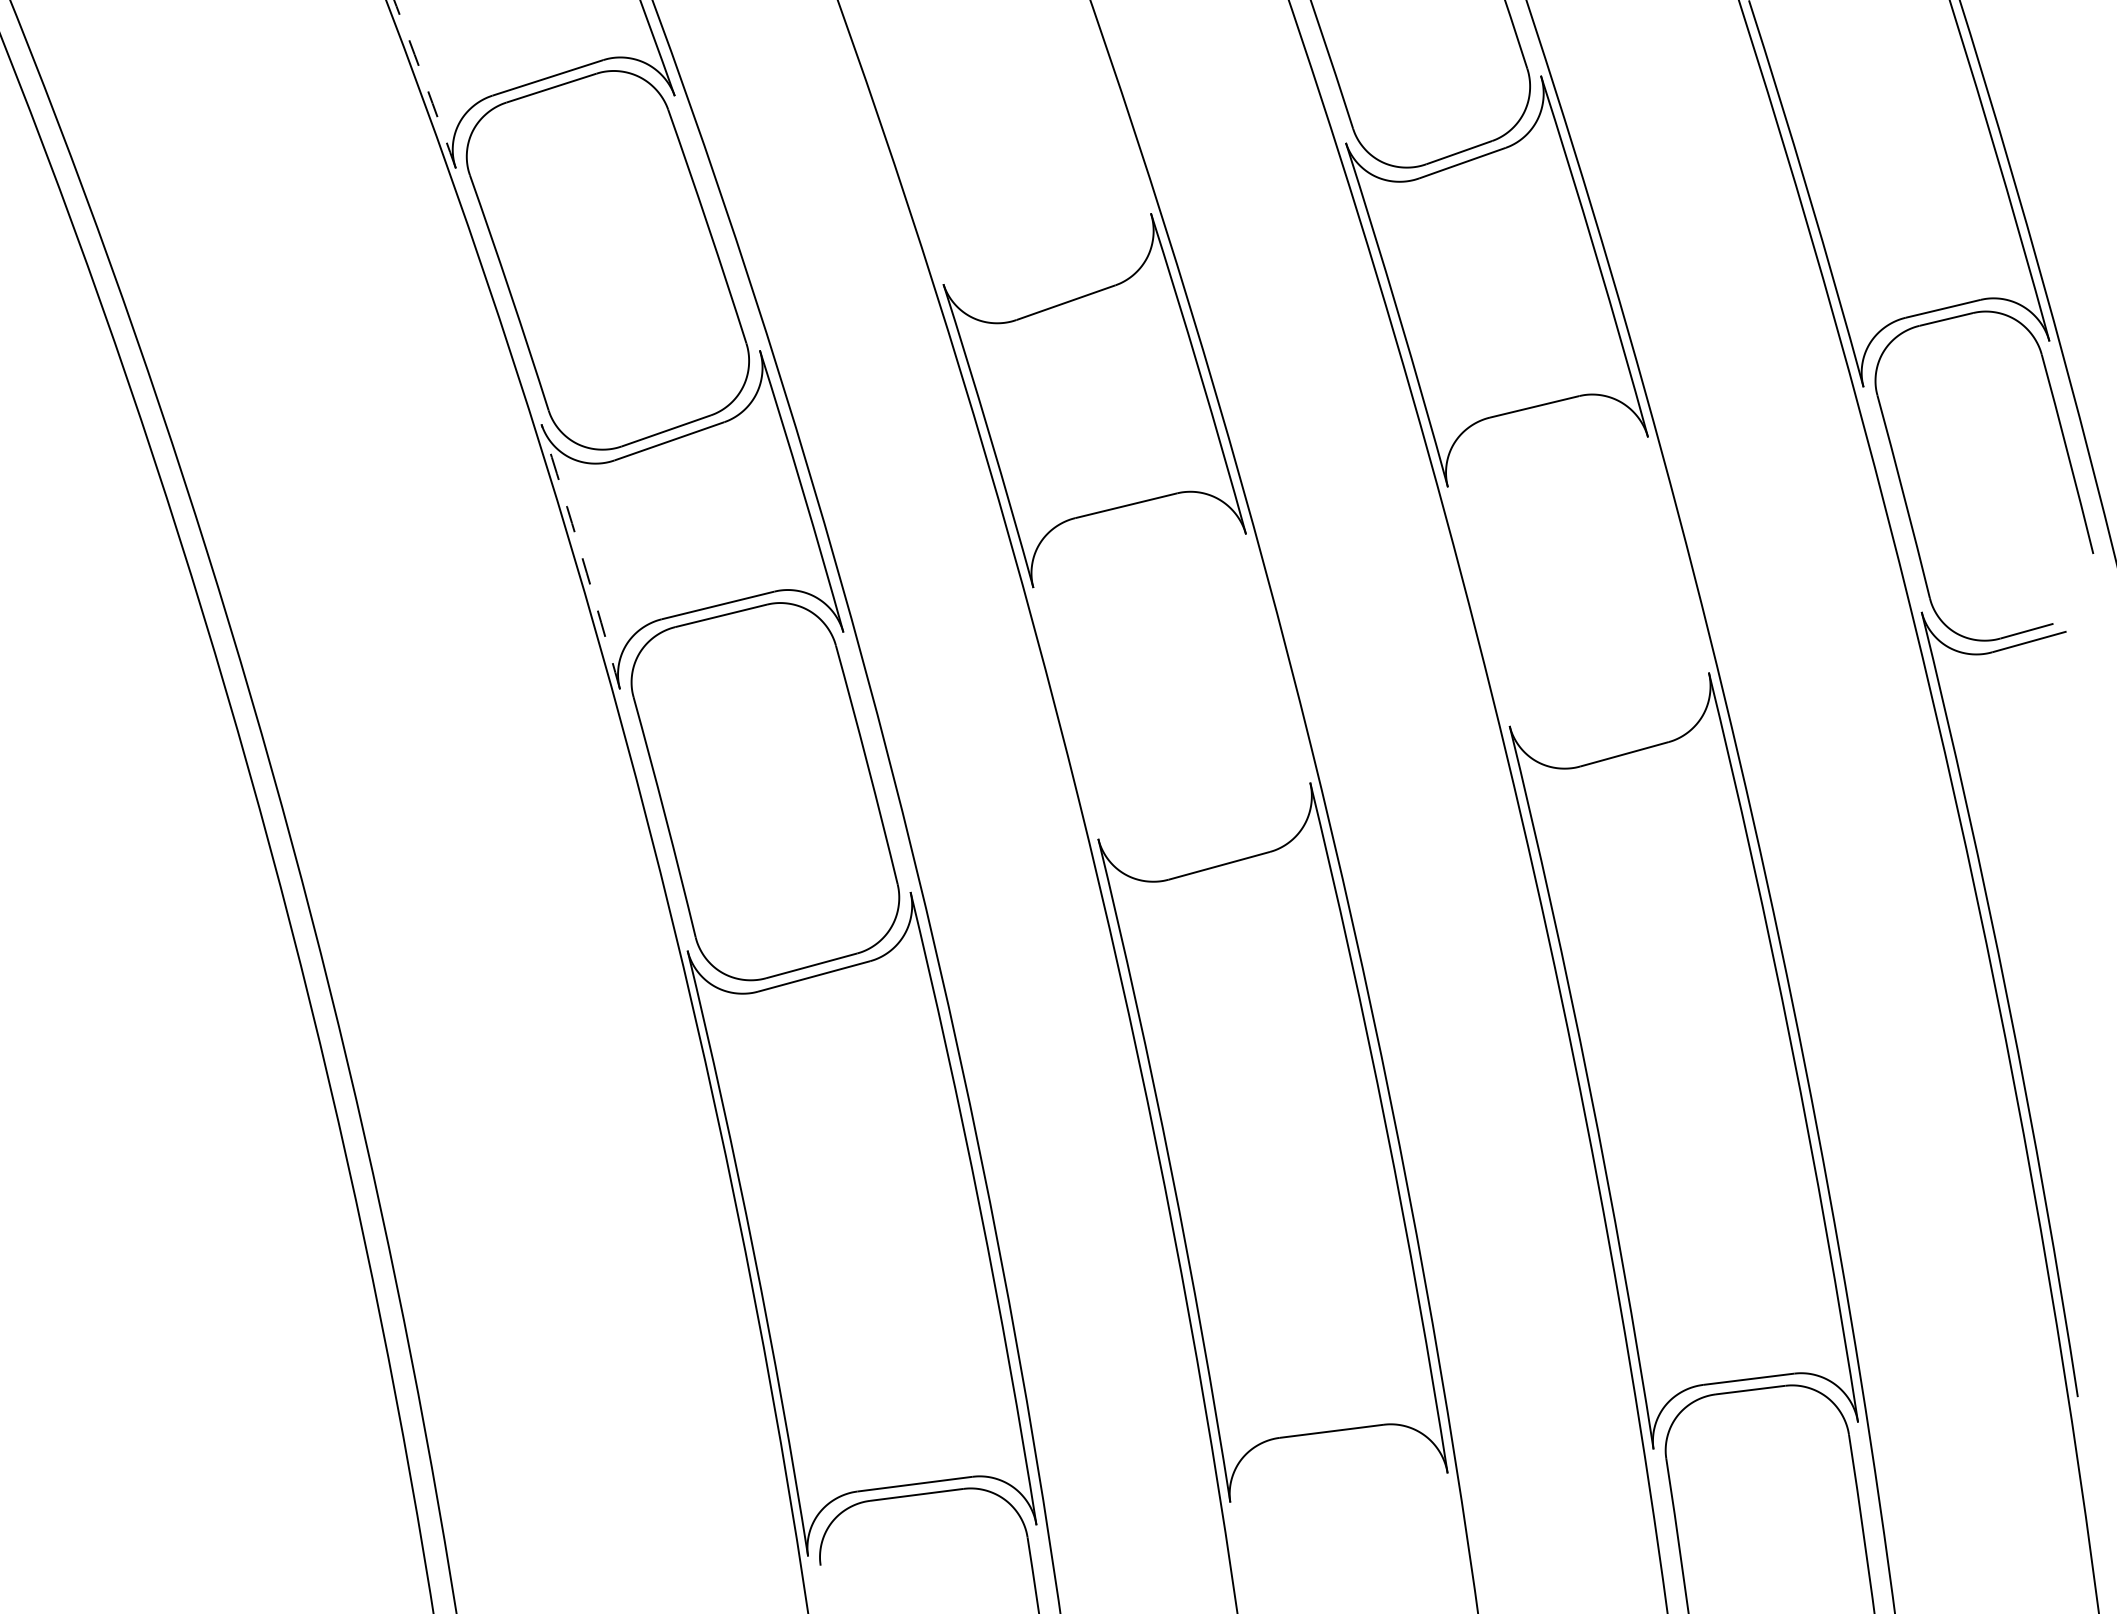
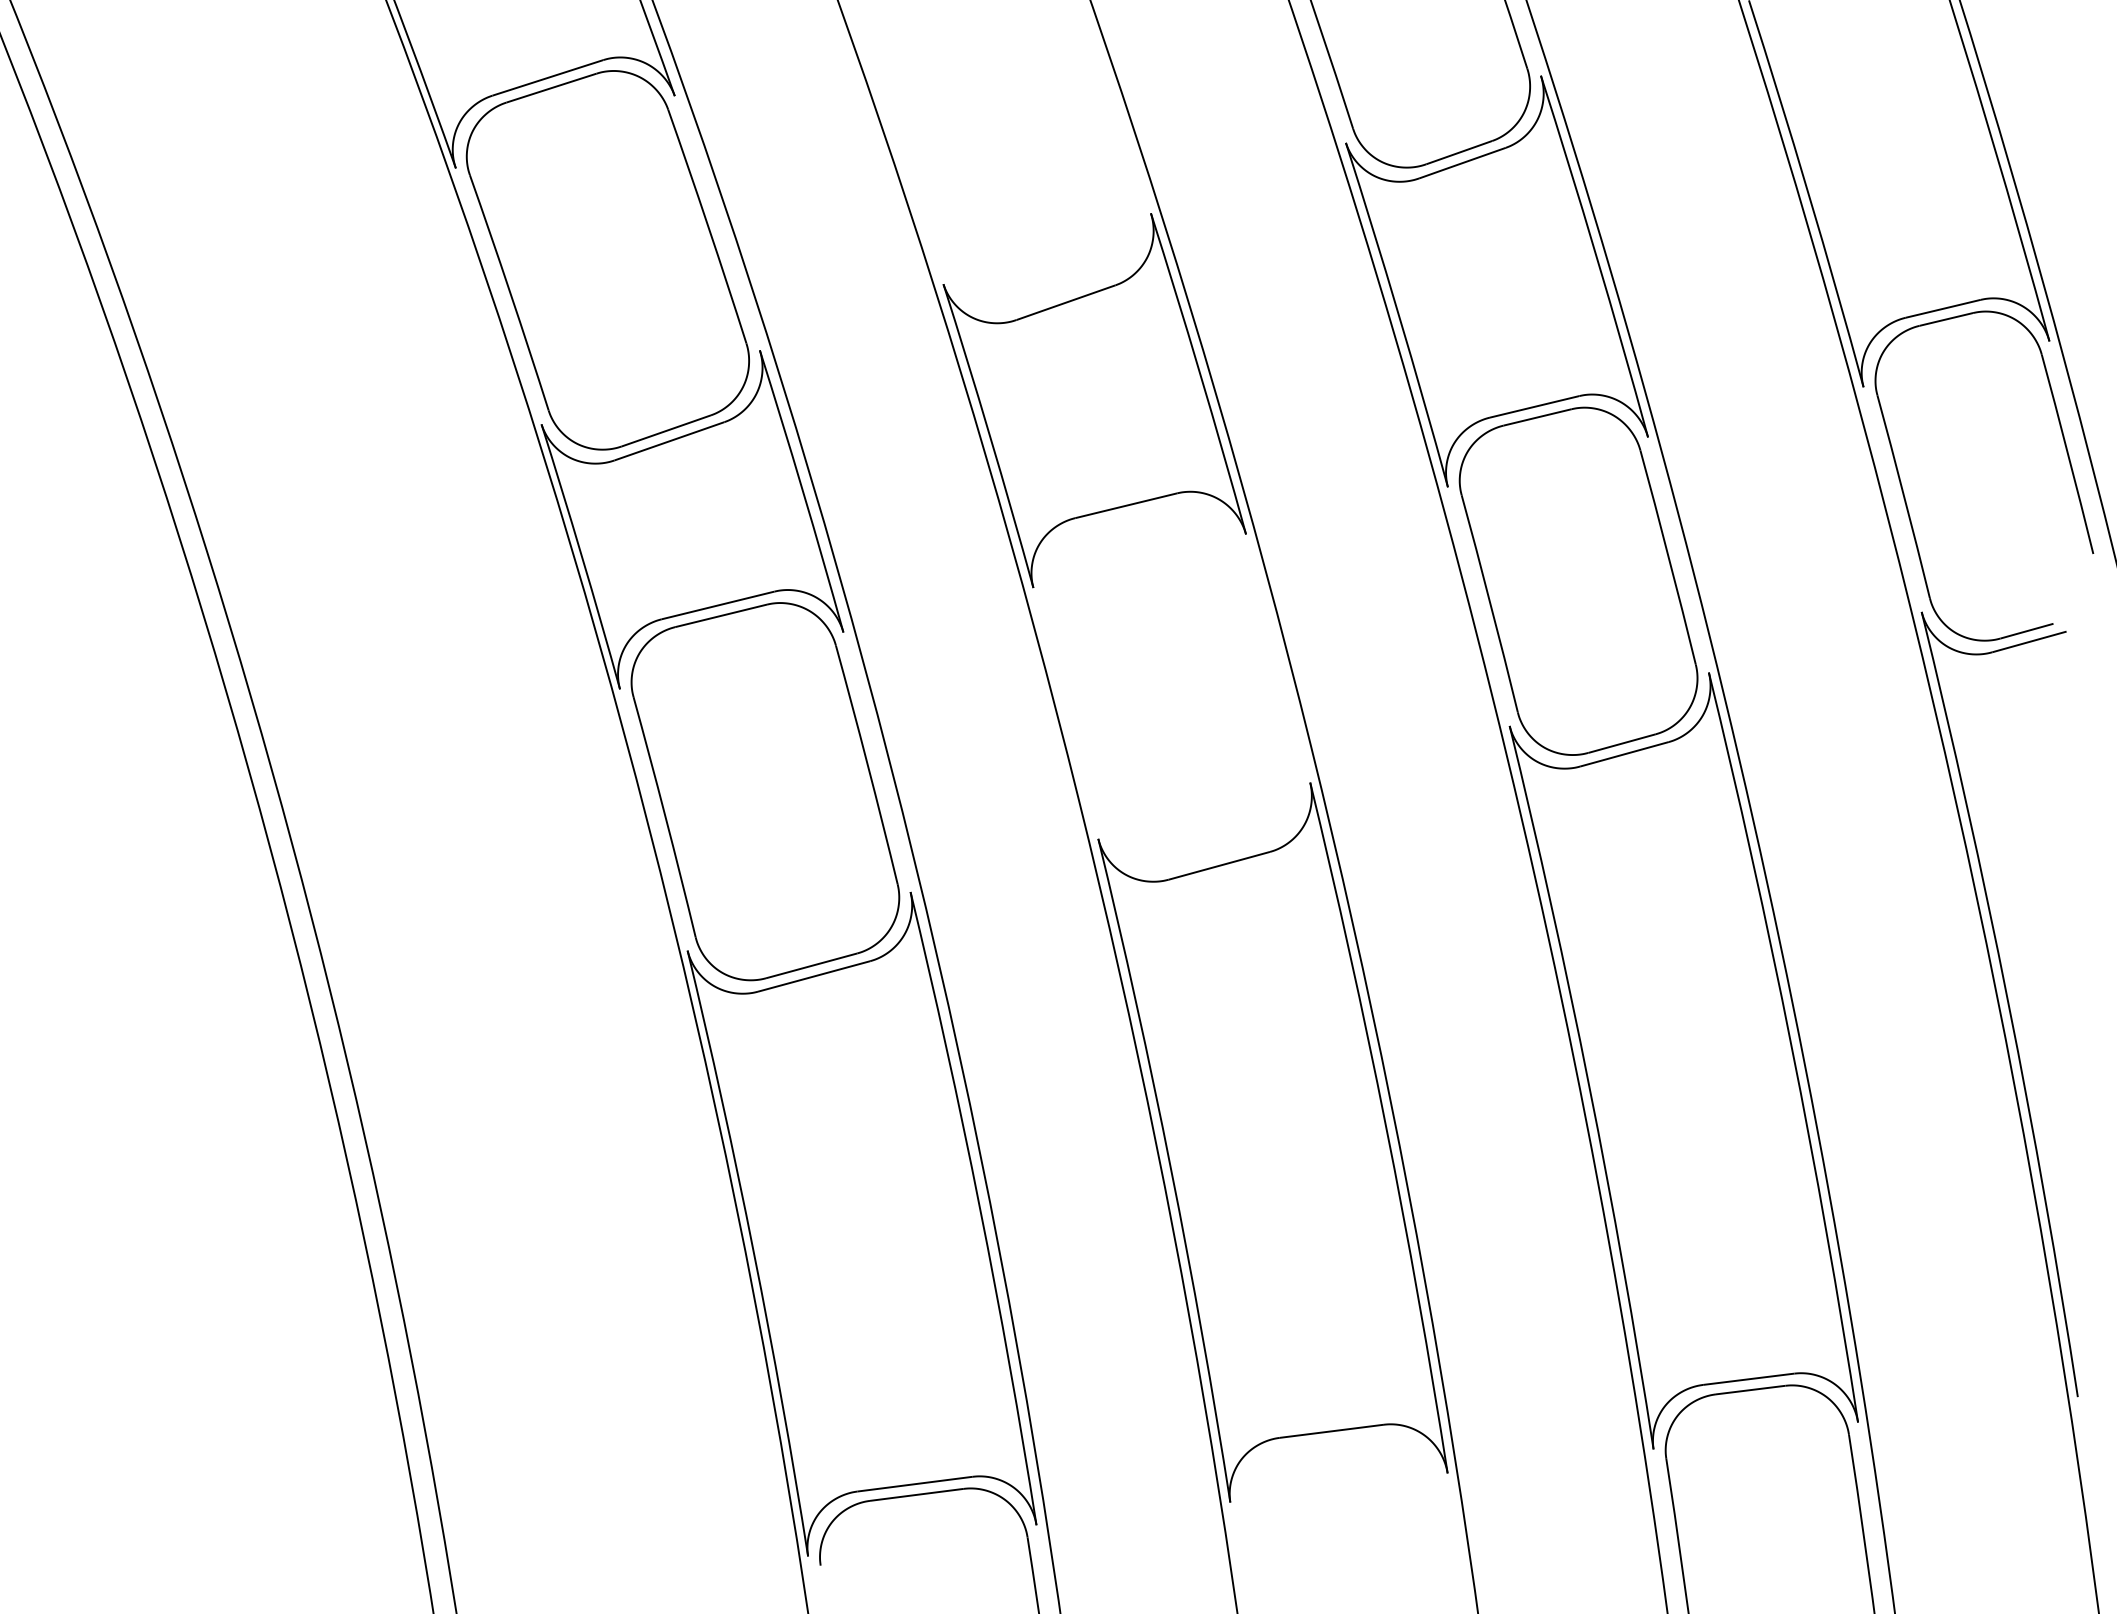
arc: dashed -> solid (425, 83)
arc: dashed -> solid (581, 556)
part: none -> present (1578, 580)
